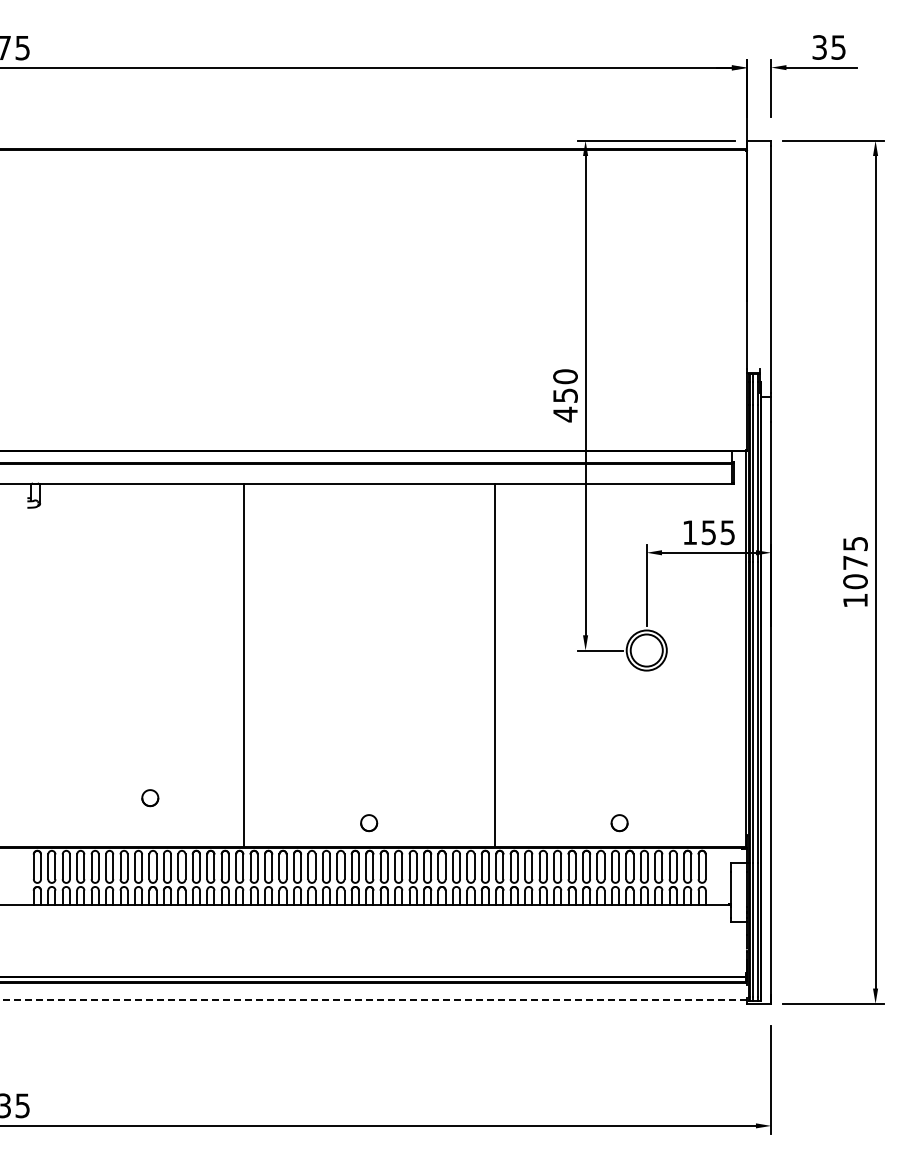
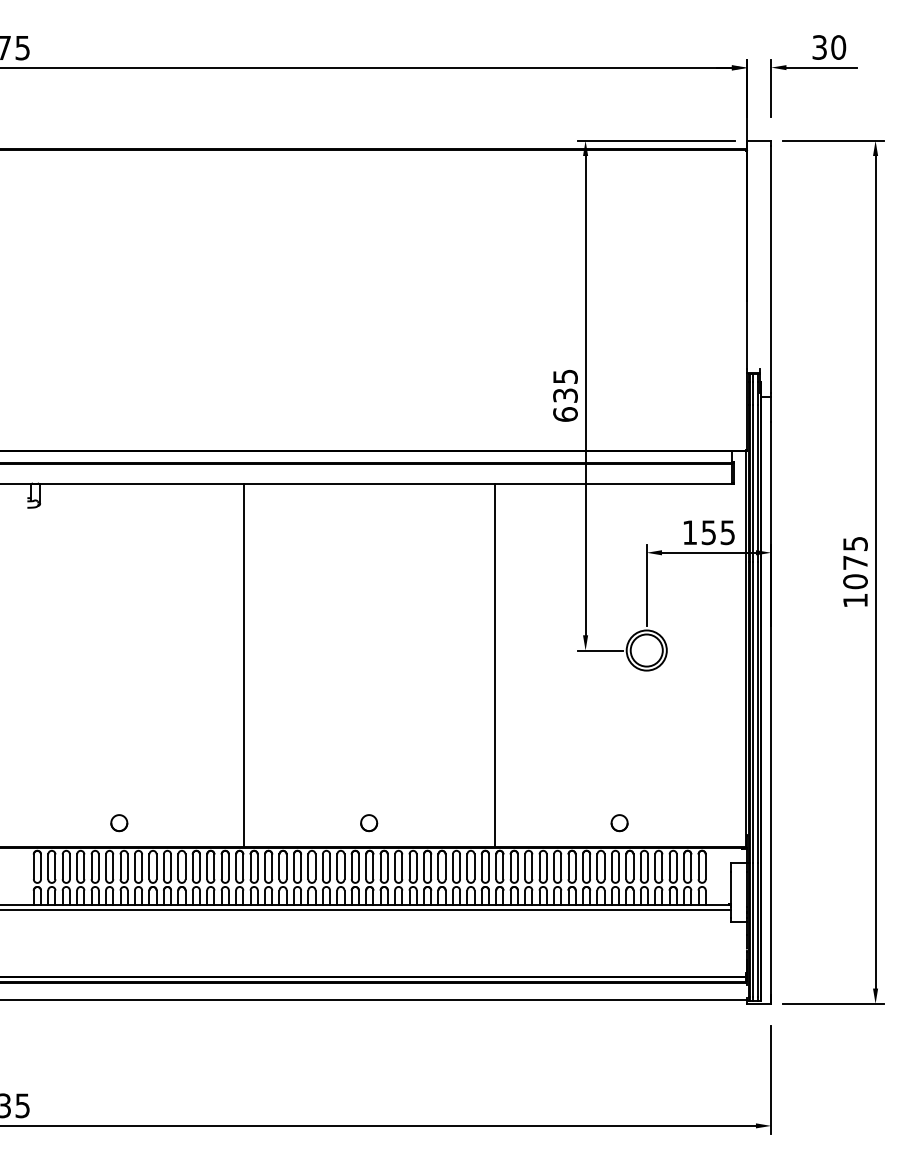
text: 35 -> 30 (838, 47)
text: 450 -> 635 (565, 395)
part position: (150, 798) -> (119, 823) (119, 823)
line: none -> present (366, 909)
line: dashed -> solid (373, 999)
